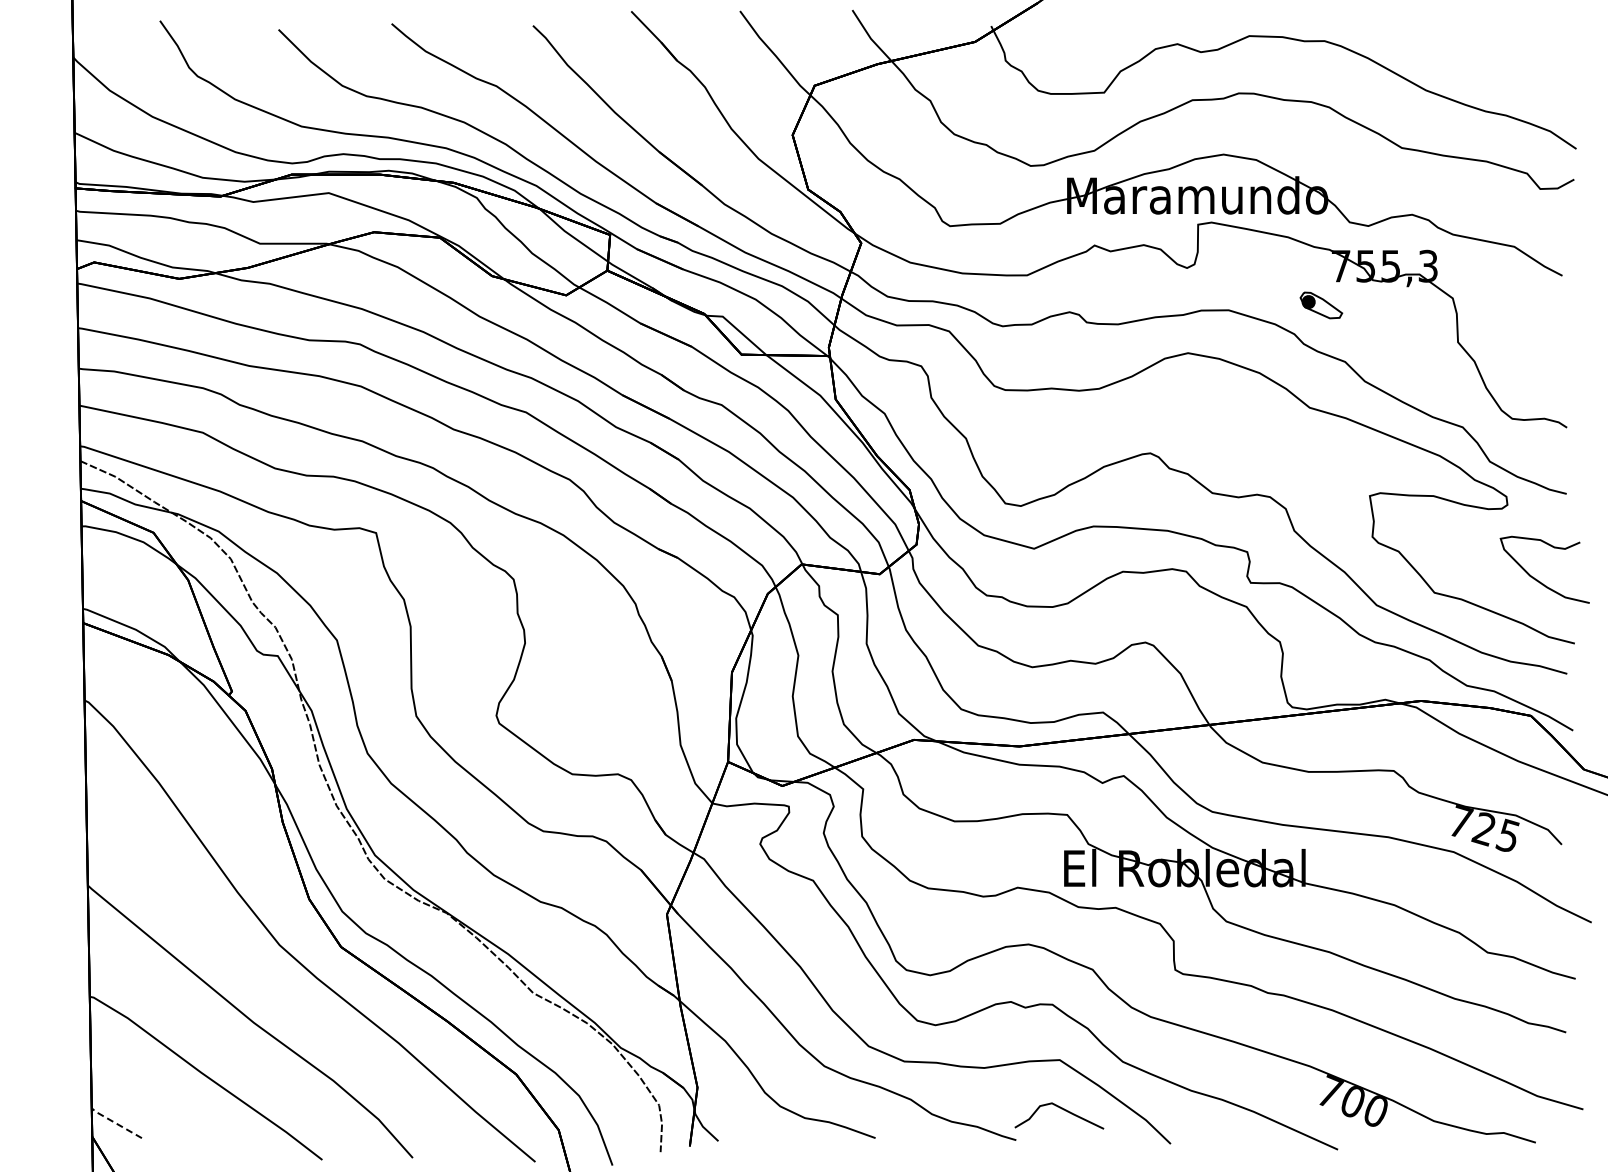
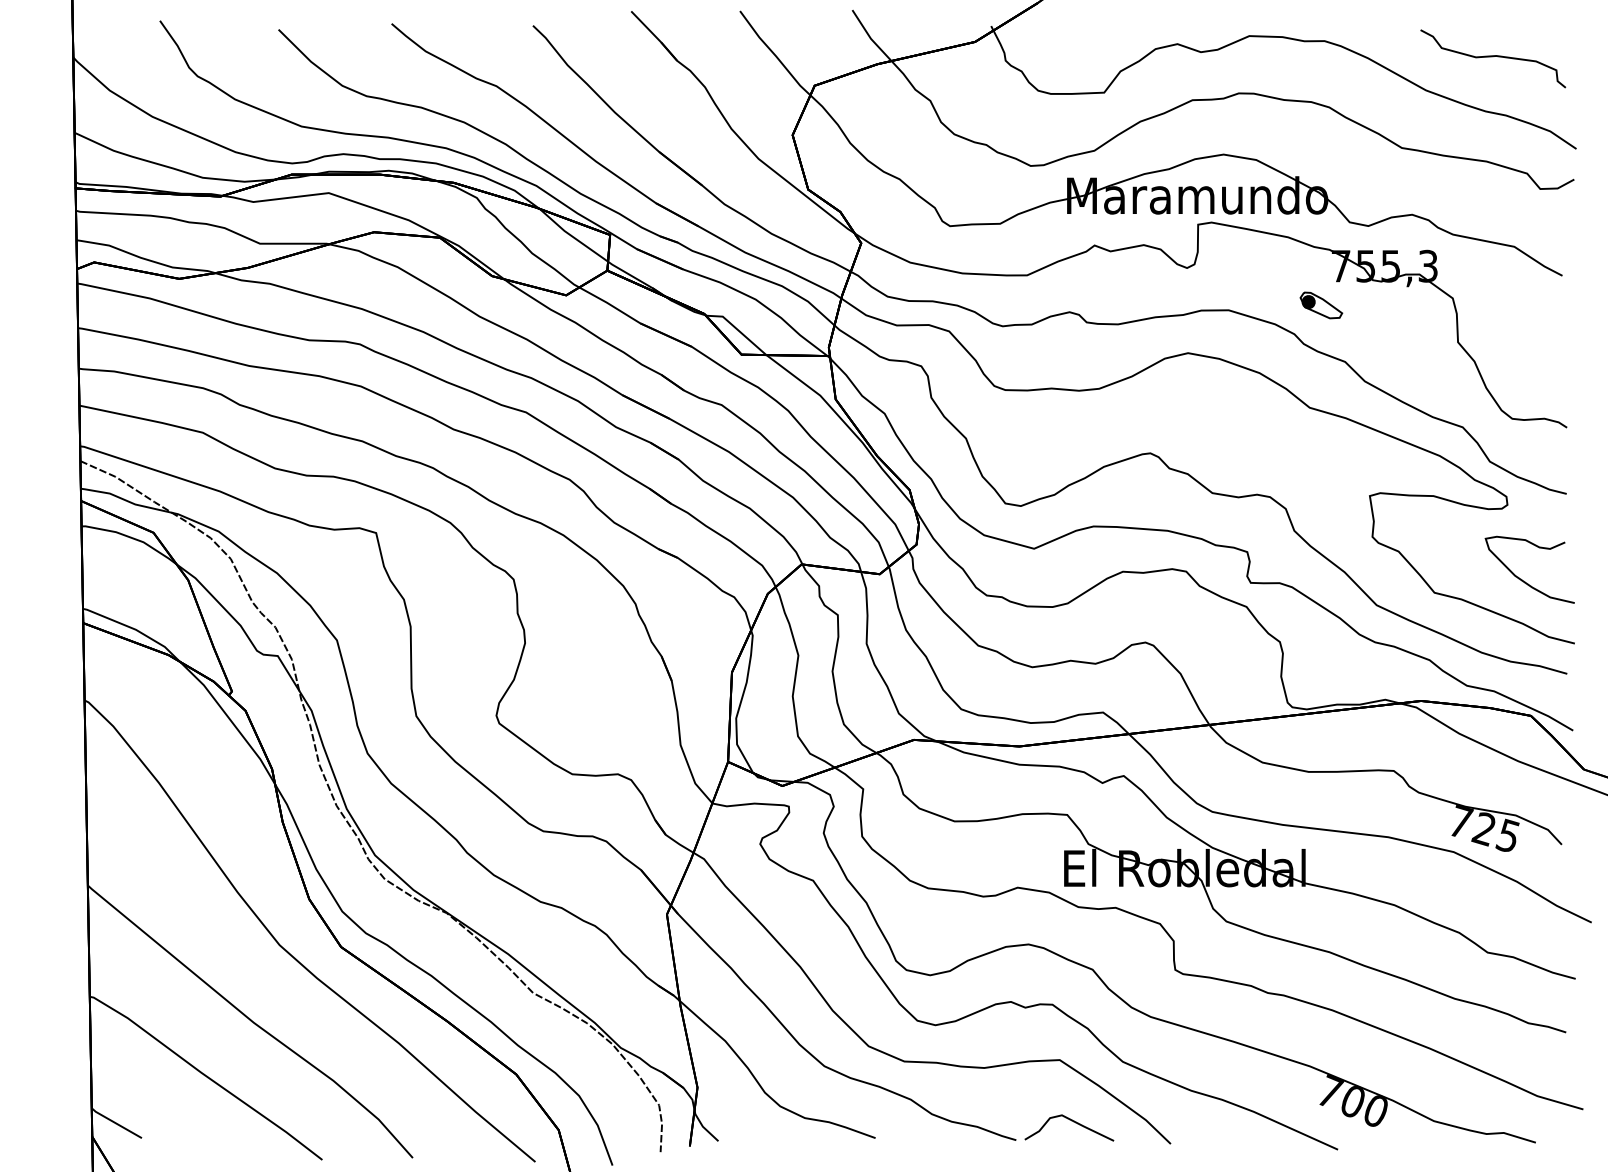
curve: none -> present (1493, 57)
curve position: (1537, 579) -> (1522, 579) (1522, 579)
curve position: (1061, 1109) -> (1071, 1121) (1071, 1121)
line: dashed -> solid (115, 1123)
